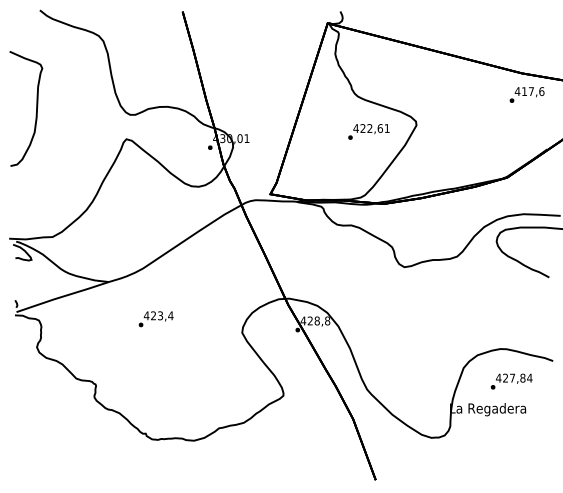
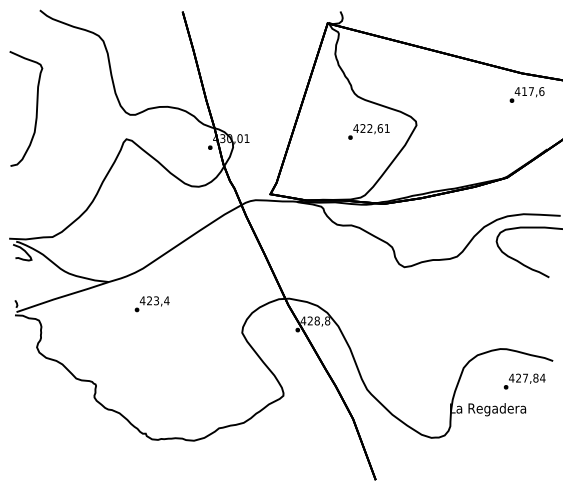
text position: (155, 319) -> (151, 304) (151, 304)
text position: (511, 381) -> (524, 381) (524, 381)
